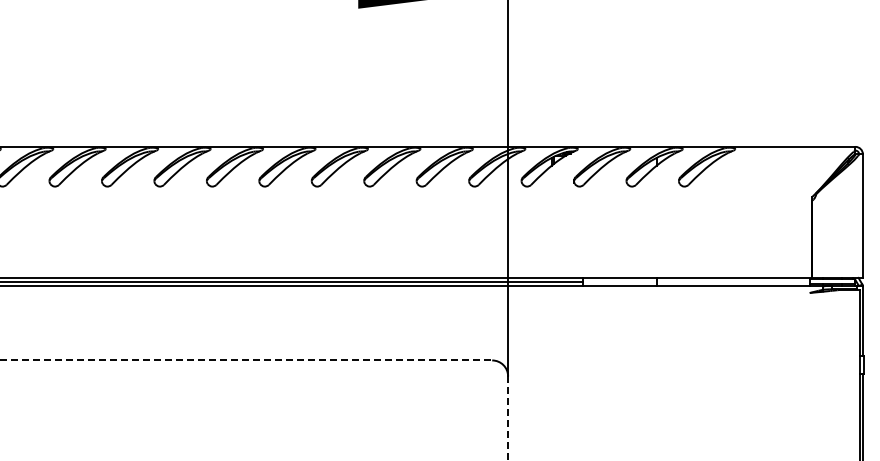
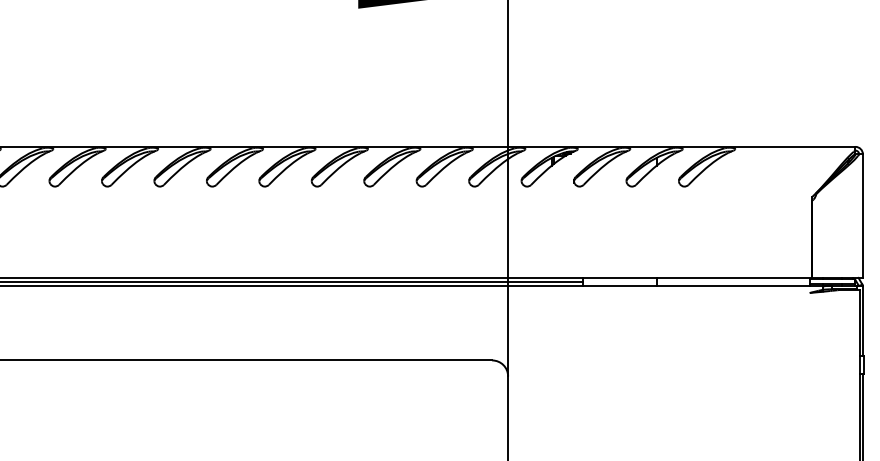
line: dashed -> solid (246, 360)
line: dashed -> solid (508, 418)
